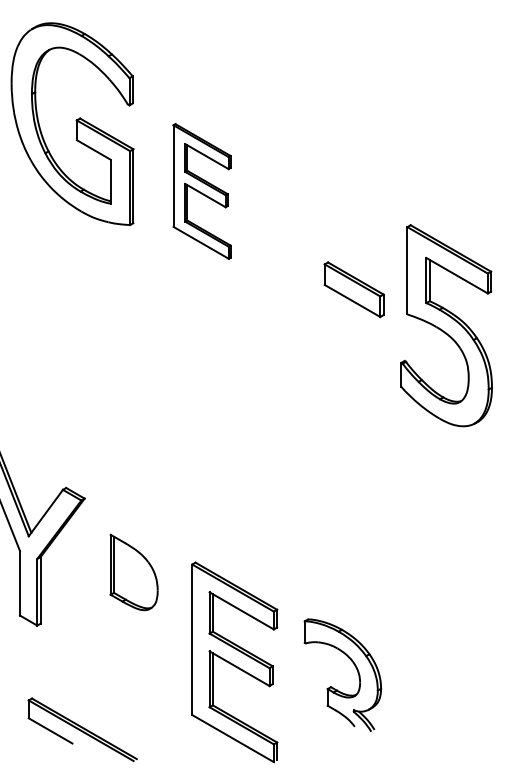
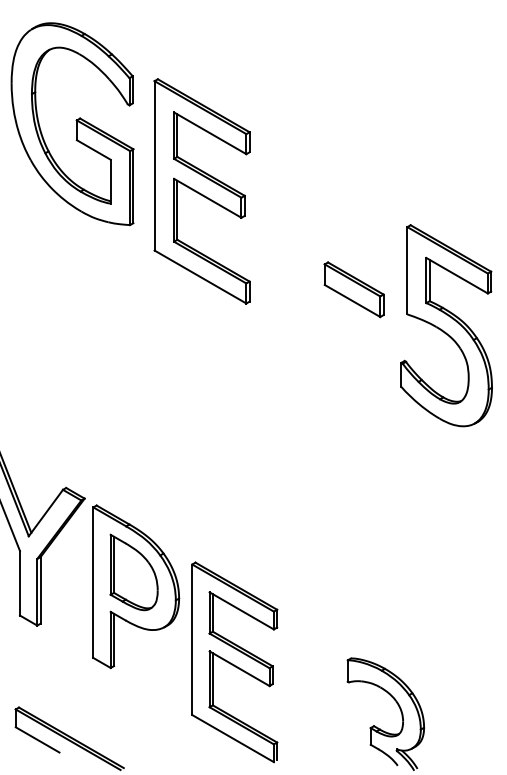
part size: 60x137 px -> 98x227 px (201, 191)
part: none -> present (136, 586)
part position: (355, 668) -> (398, 707) (398, 707)
part position: (82, 729) -> (69, 738) (69, 738)
